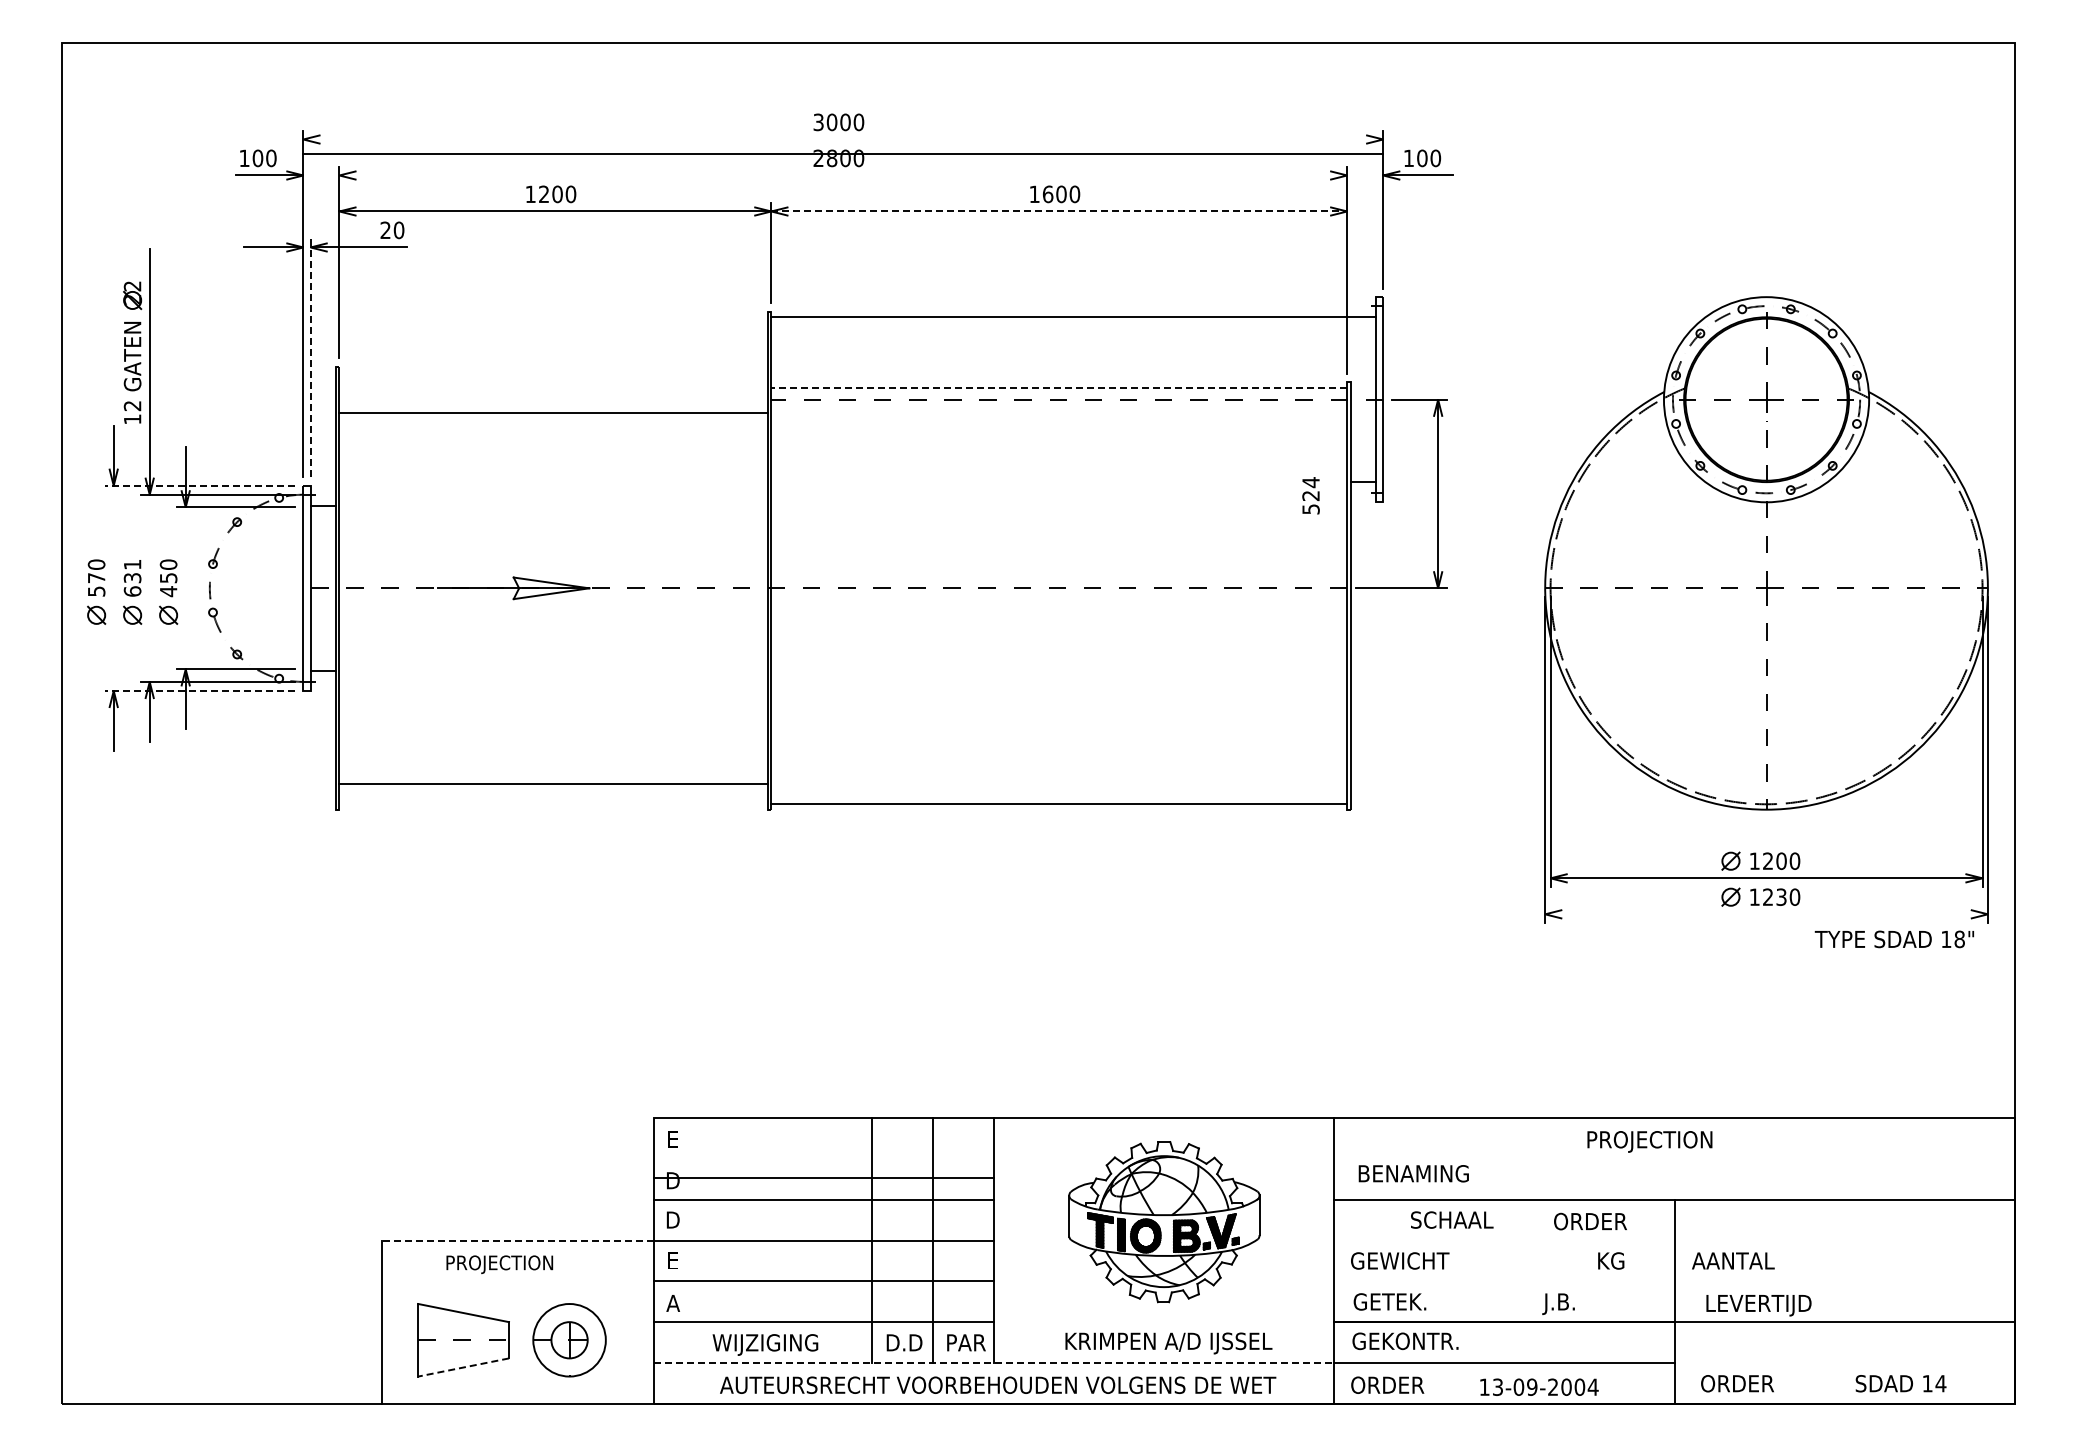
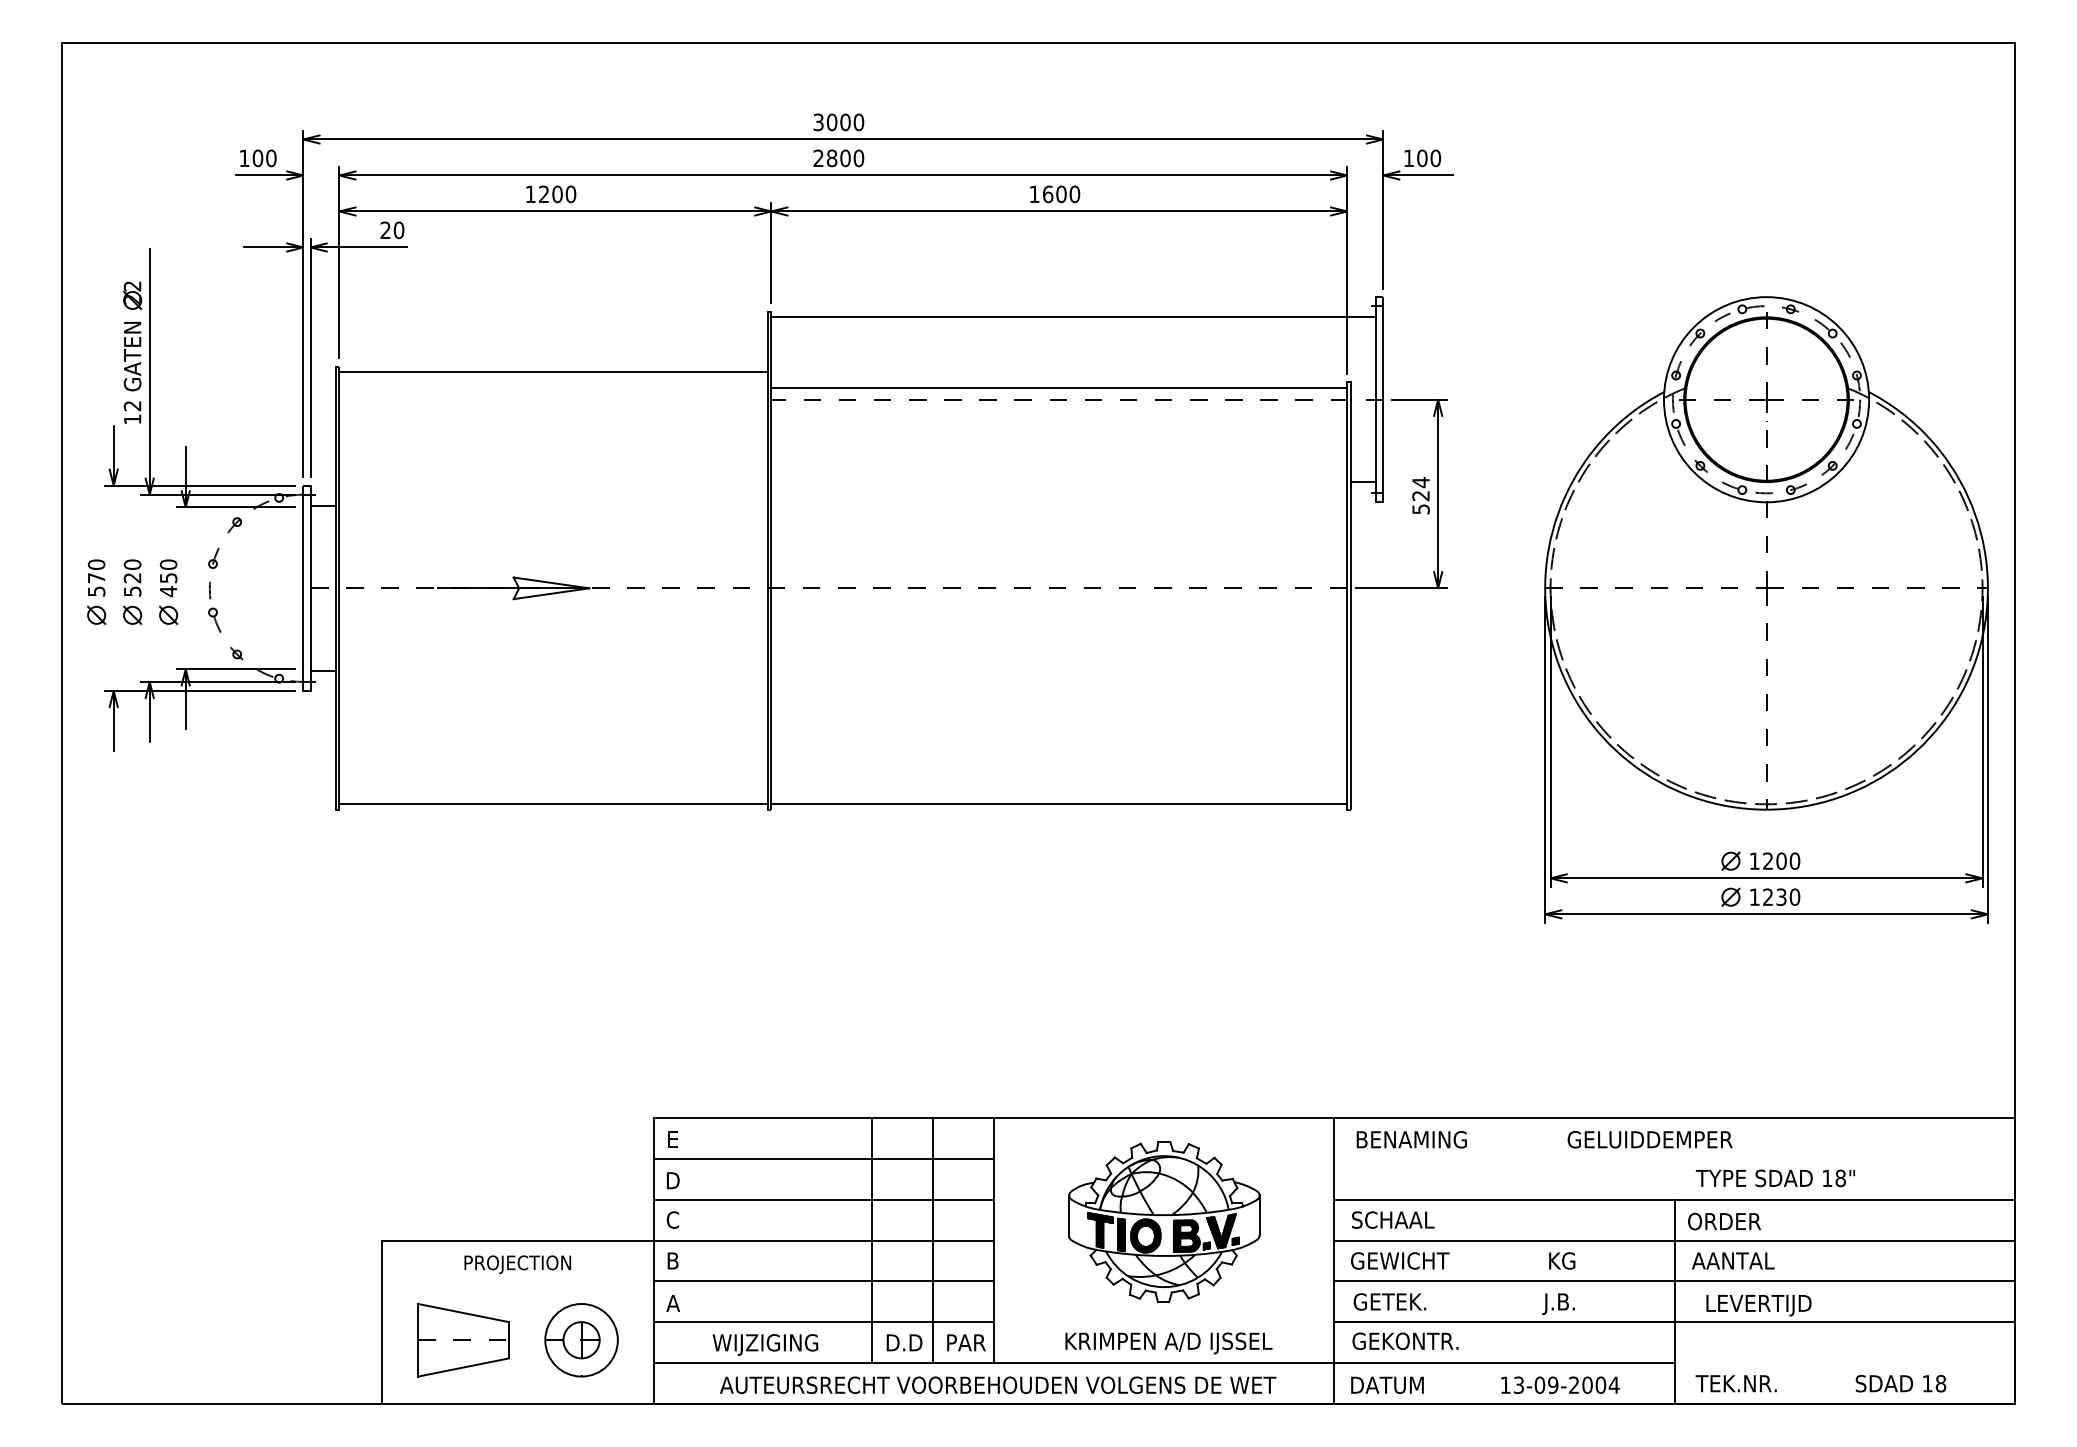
line position: (843, 154) -> (843, 139) (843, 139)
line: none -> present (843, 175)
line: dashed -> solid (1059, 211)
line: dashed -> solid (310, 357)
line: dashed -> solid (1059, 388)
line position: (553, 413) -> (553, 372) (553, 372)
line: dashed -> solid (200, 485)
text position: (1310, 495) -> (1420, 495) (1420, 495)
text: 631 -> 520 (132, 577)
line: dashed -> solid (200, 690)
line position: (553, 784) -> (553, 804) (553, 804)
line: none -> present (1766, 914)
text position: (1893, 939) -> (1774, 1178) (1774, 1178)
text: PROJECTION -> GELUIDDEMPER (1649, 1141)
text position: (1413, 1173) -> (1411, 1139) (1411, 1139)
line position: (824, 1177) -> (824, 1158) (824, 1158)
text: D -> C (672, 1219)
text position: (1452, 1219) -> (1393, 1219) (1393, 1219)
text position: (1590, 1221) -> (1724, 1221) (1724, 1221)
line: dashed -> solid (517, 1240)
line: none -> present (1674, 1240)
text: E -> B (672, 1260)
text position: (1611, 1260) -> (1562, 1260) (1562, 1260)
text position: (499, 1264) -> (517, 1264) (517, 1264)
line: none -> present (1674, 1281)
part position: (569, 1340) -> (581, 1340) (581, 1340)
line: dashed -> solid (994, 1362)
line: dashed -> solid (463, 1367)
text: ORDER -> TEK.NR. (1735, 1383)
text: 14 -> 18 (1940, 1383)
text: ORDER -> DATUM (1387, 1384)
text position: (1539, 1386) -> (1560, 1384) (1560, 1384)
